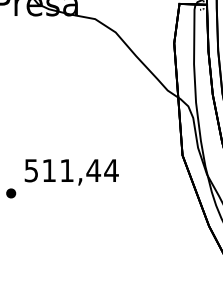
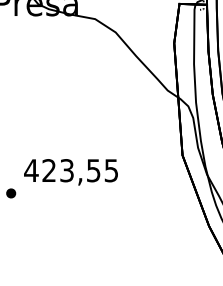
text: 511,44 -> 423,55 (71, 170)
